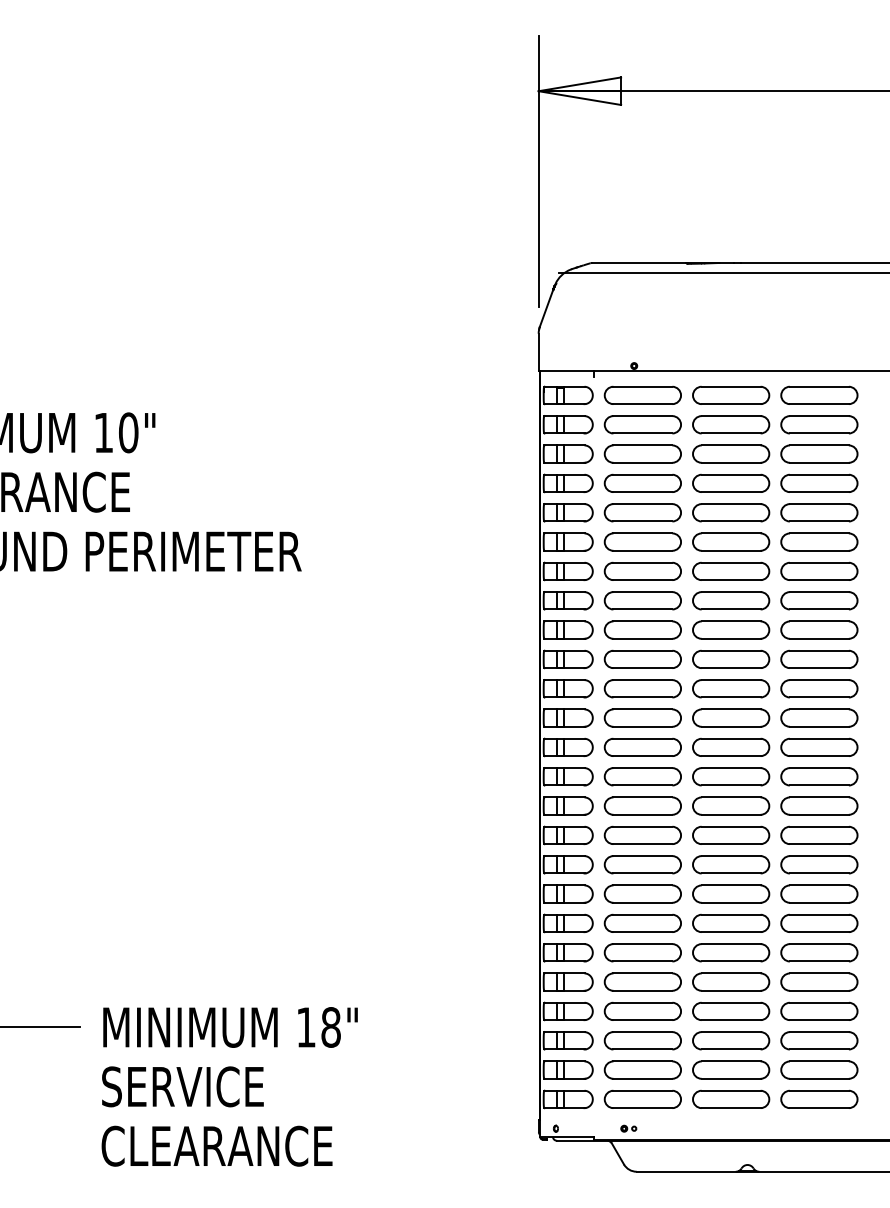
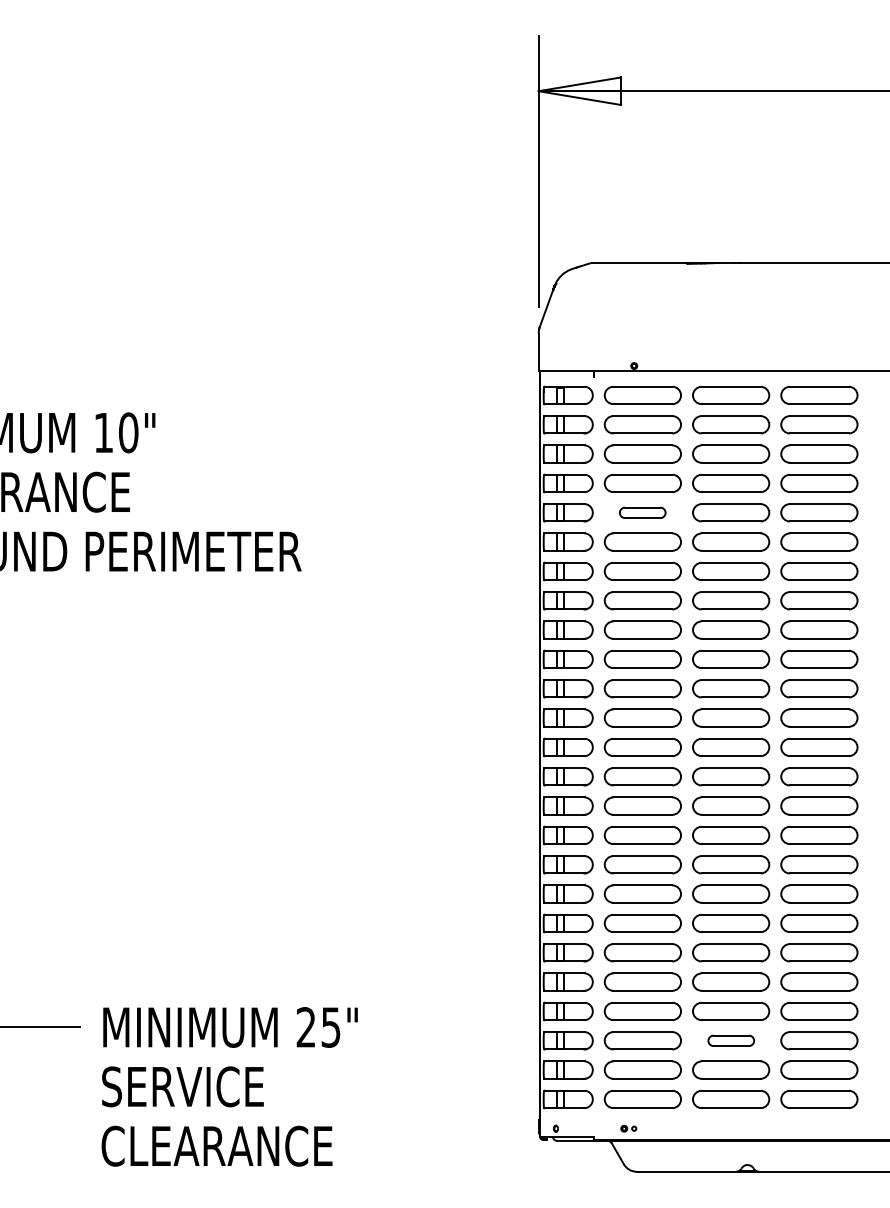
line: present -> none (722, 273)
part size: 79x20 px -> 48x13 px (642, 512)
text: 18" -> 25" (318, 1027)
part size: 79x20 px -> 49x13 px (731, 1040)
